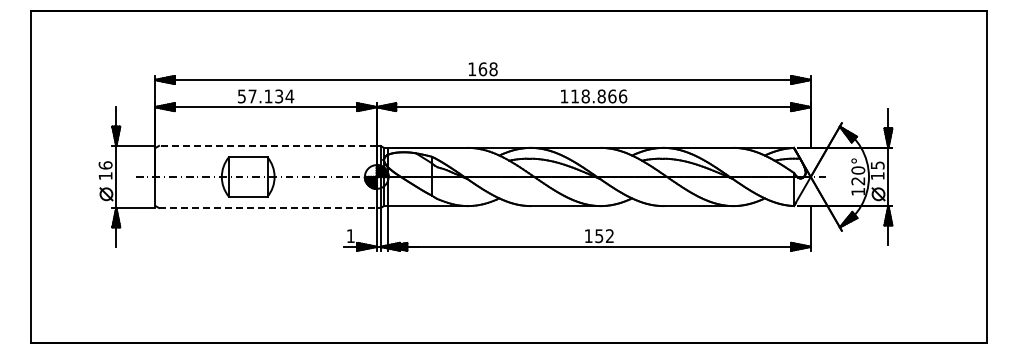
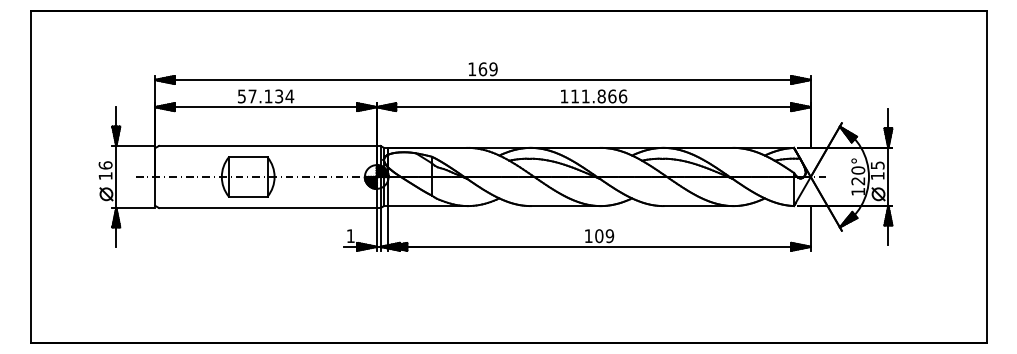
text: 168 -> 169 (493, 69)
text: 118.866 -> 111.866 (585, 96)
line: dashed -> solid (267, 145)
line: dashed -> solid (267, 208)
text: 152 -> 109 (604, 236)
